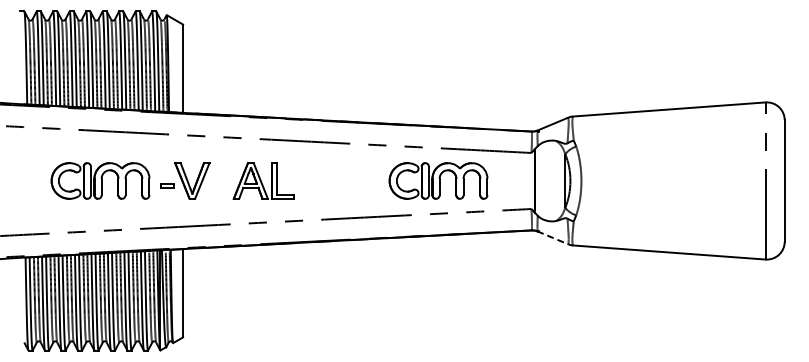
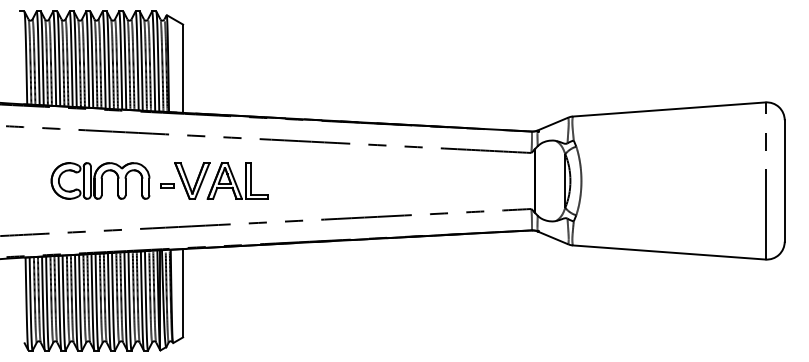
part position: (263, 180) -> (237, 180) (237, 180)
part: present -> none (438, 180)
line: dashed -> solid (553, 237)
